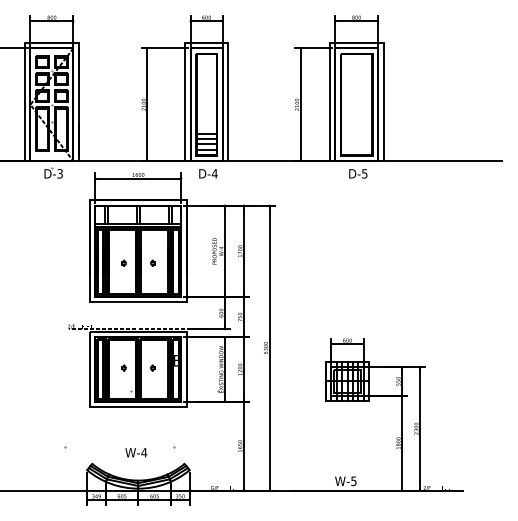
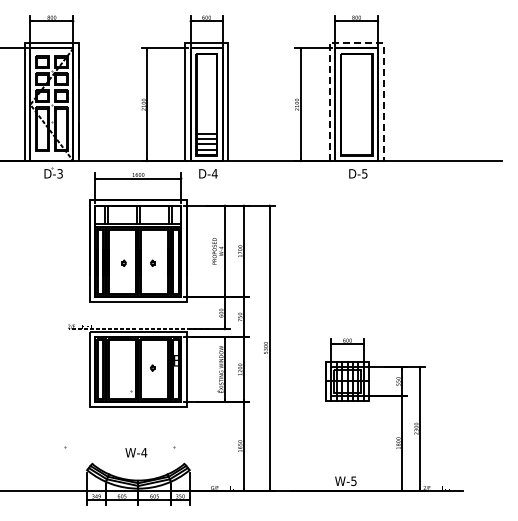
line: solid -> dashed (356, 42)
part: present -> none (123, 367)
